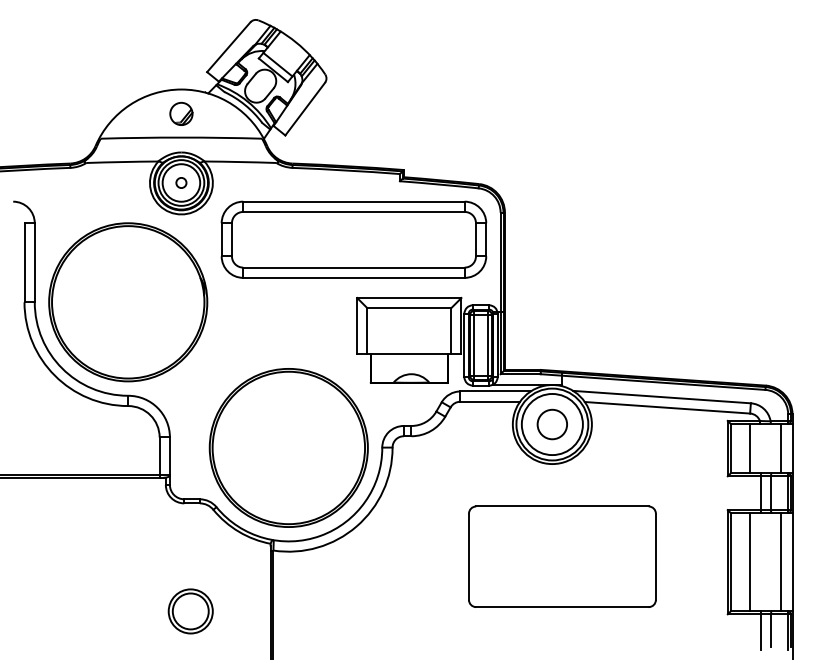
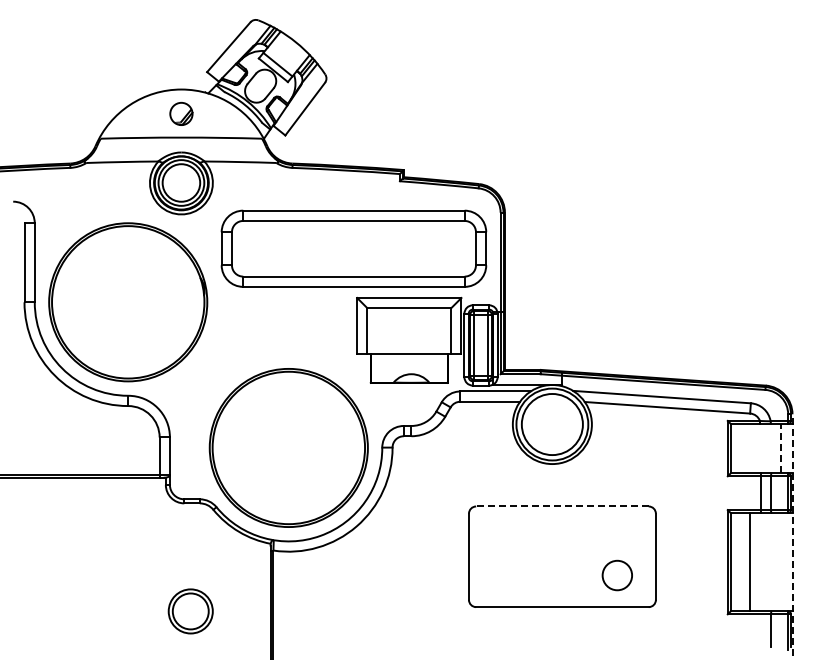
circle: present -> none (181, 182)
part position: (353, 239) -> (353, 248) (353, 248)
circle position: (551, 424) -> (616, 575) (616, 575)
line: present -> none (750, 448)
line: solid -> dashed (780, 448)
line: solid -> dashed (561, 506)
line: solid -> dashed (792, 536)
line: present -> none (780, 561)
line: present -> none (760, 630)
